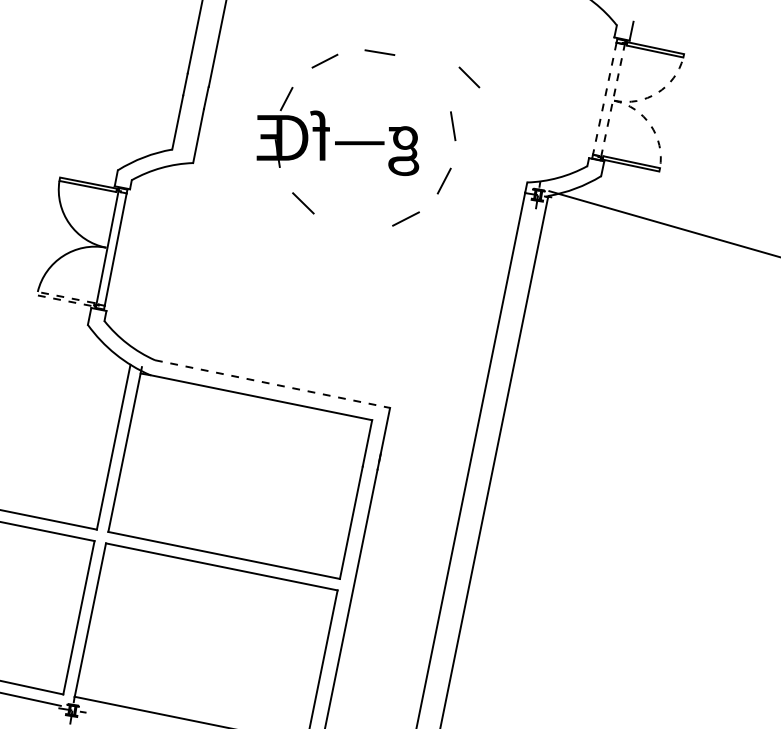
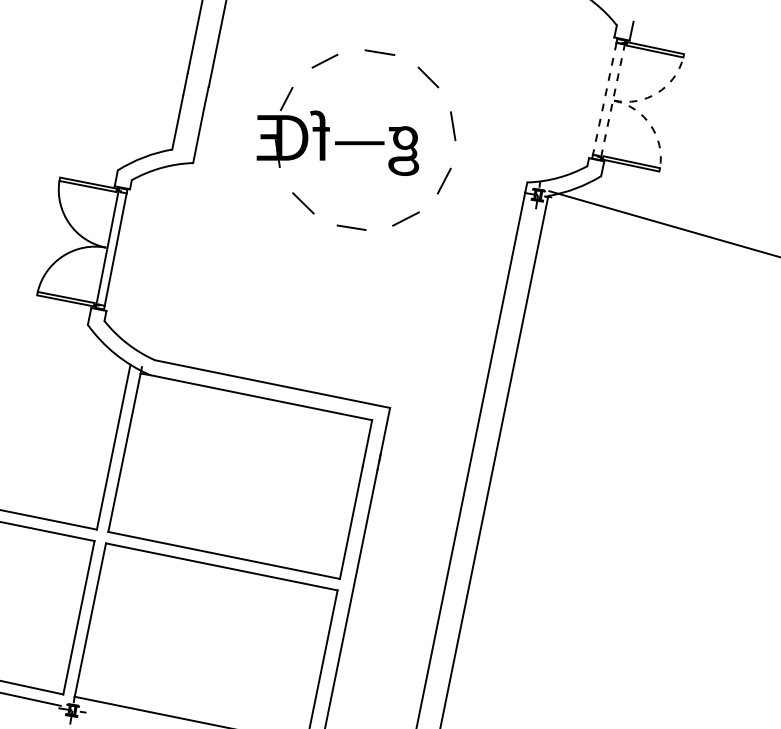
line position: (469, 77) -> (428, 77) (428, 77)
line: none -> present (351, 227)
line: dashed -> solid (37, 294)
line: dashed -> solid (272, 384)
